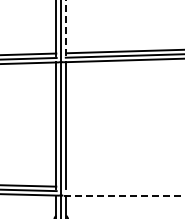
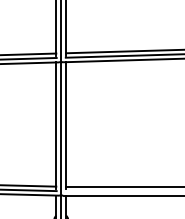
line: dashed -> solid (66, 27)
line: none -> present (123, 186)
line: dashed -> solid (124, 195)
